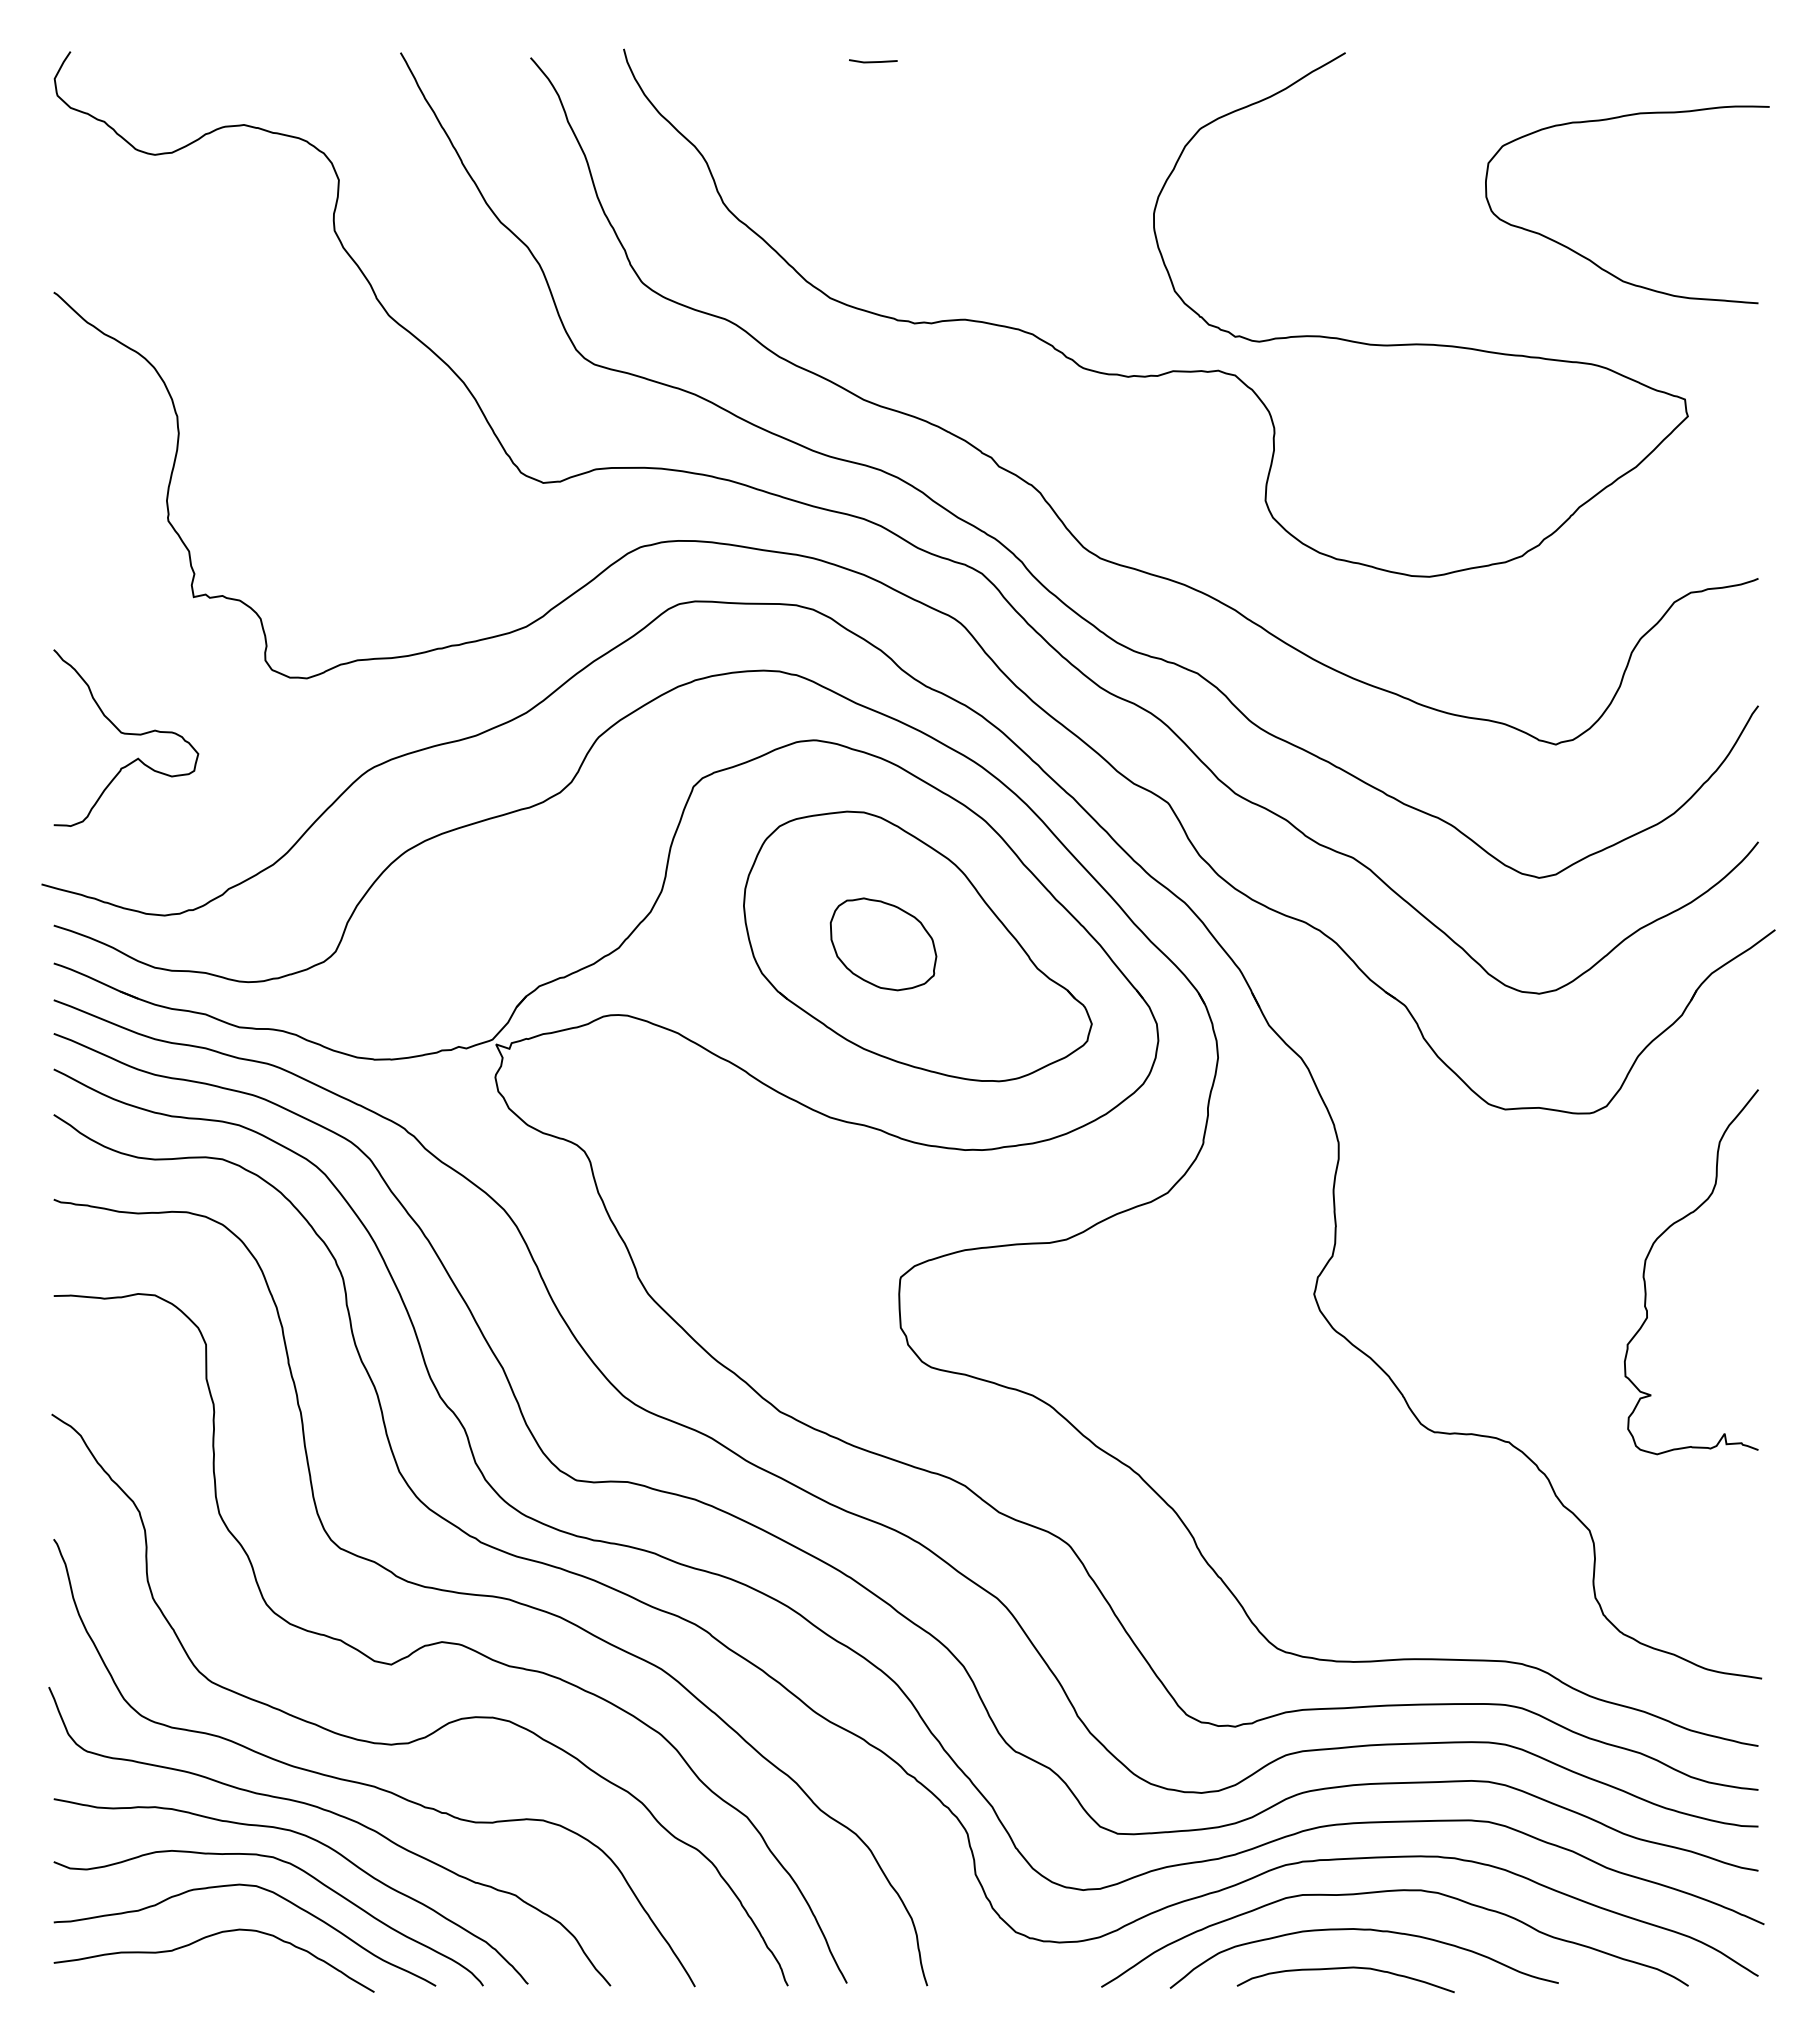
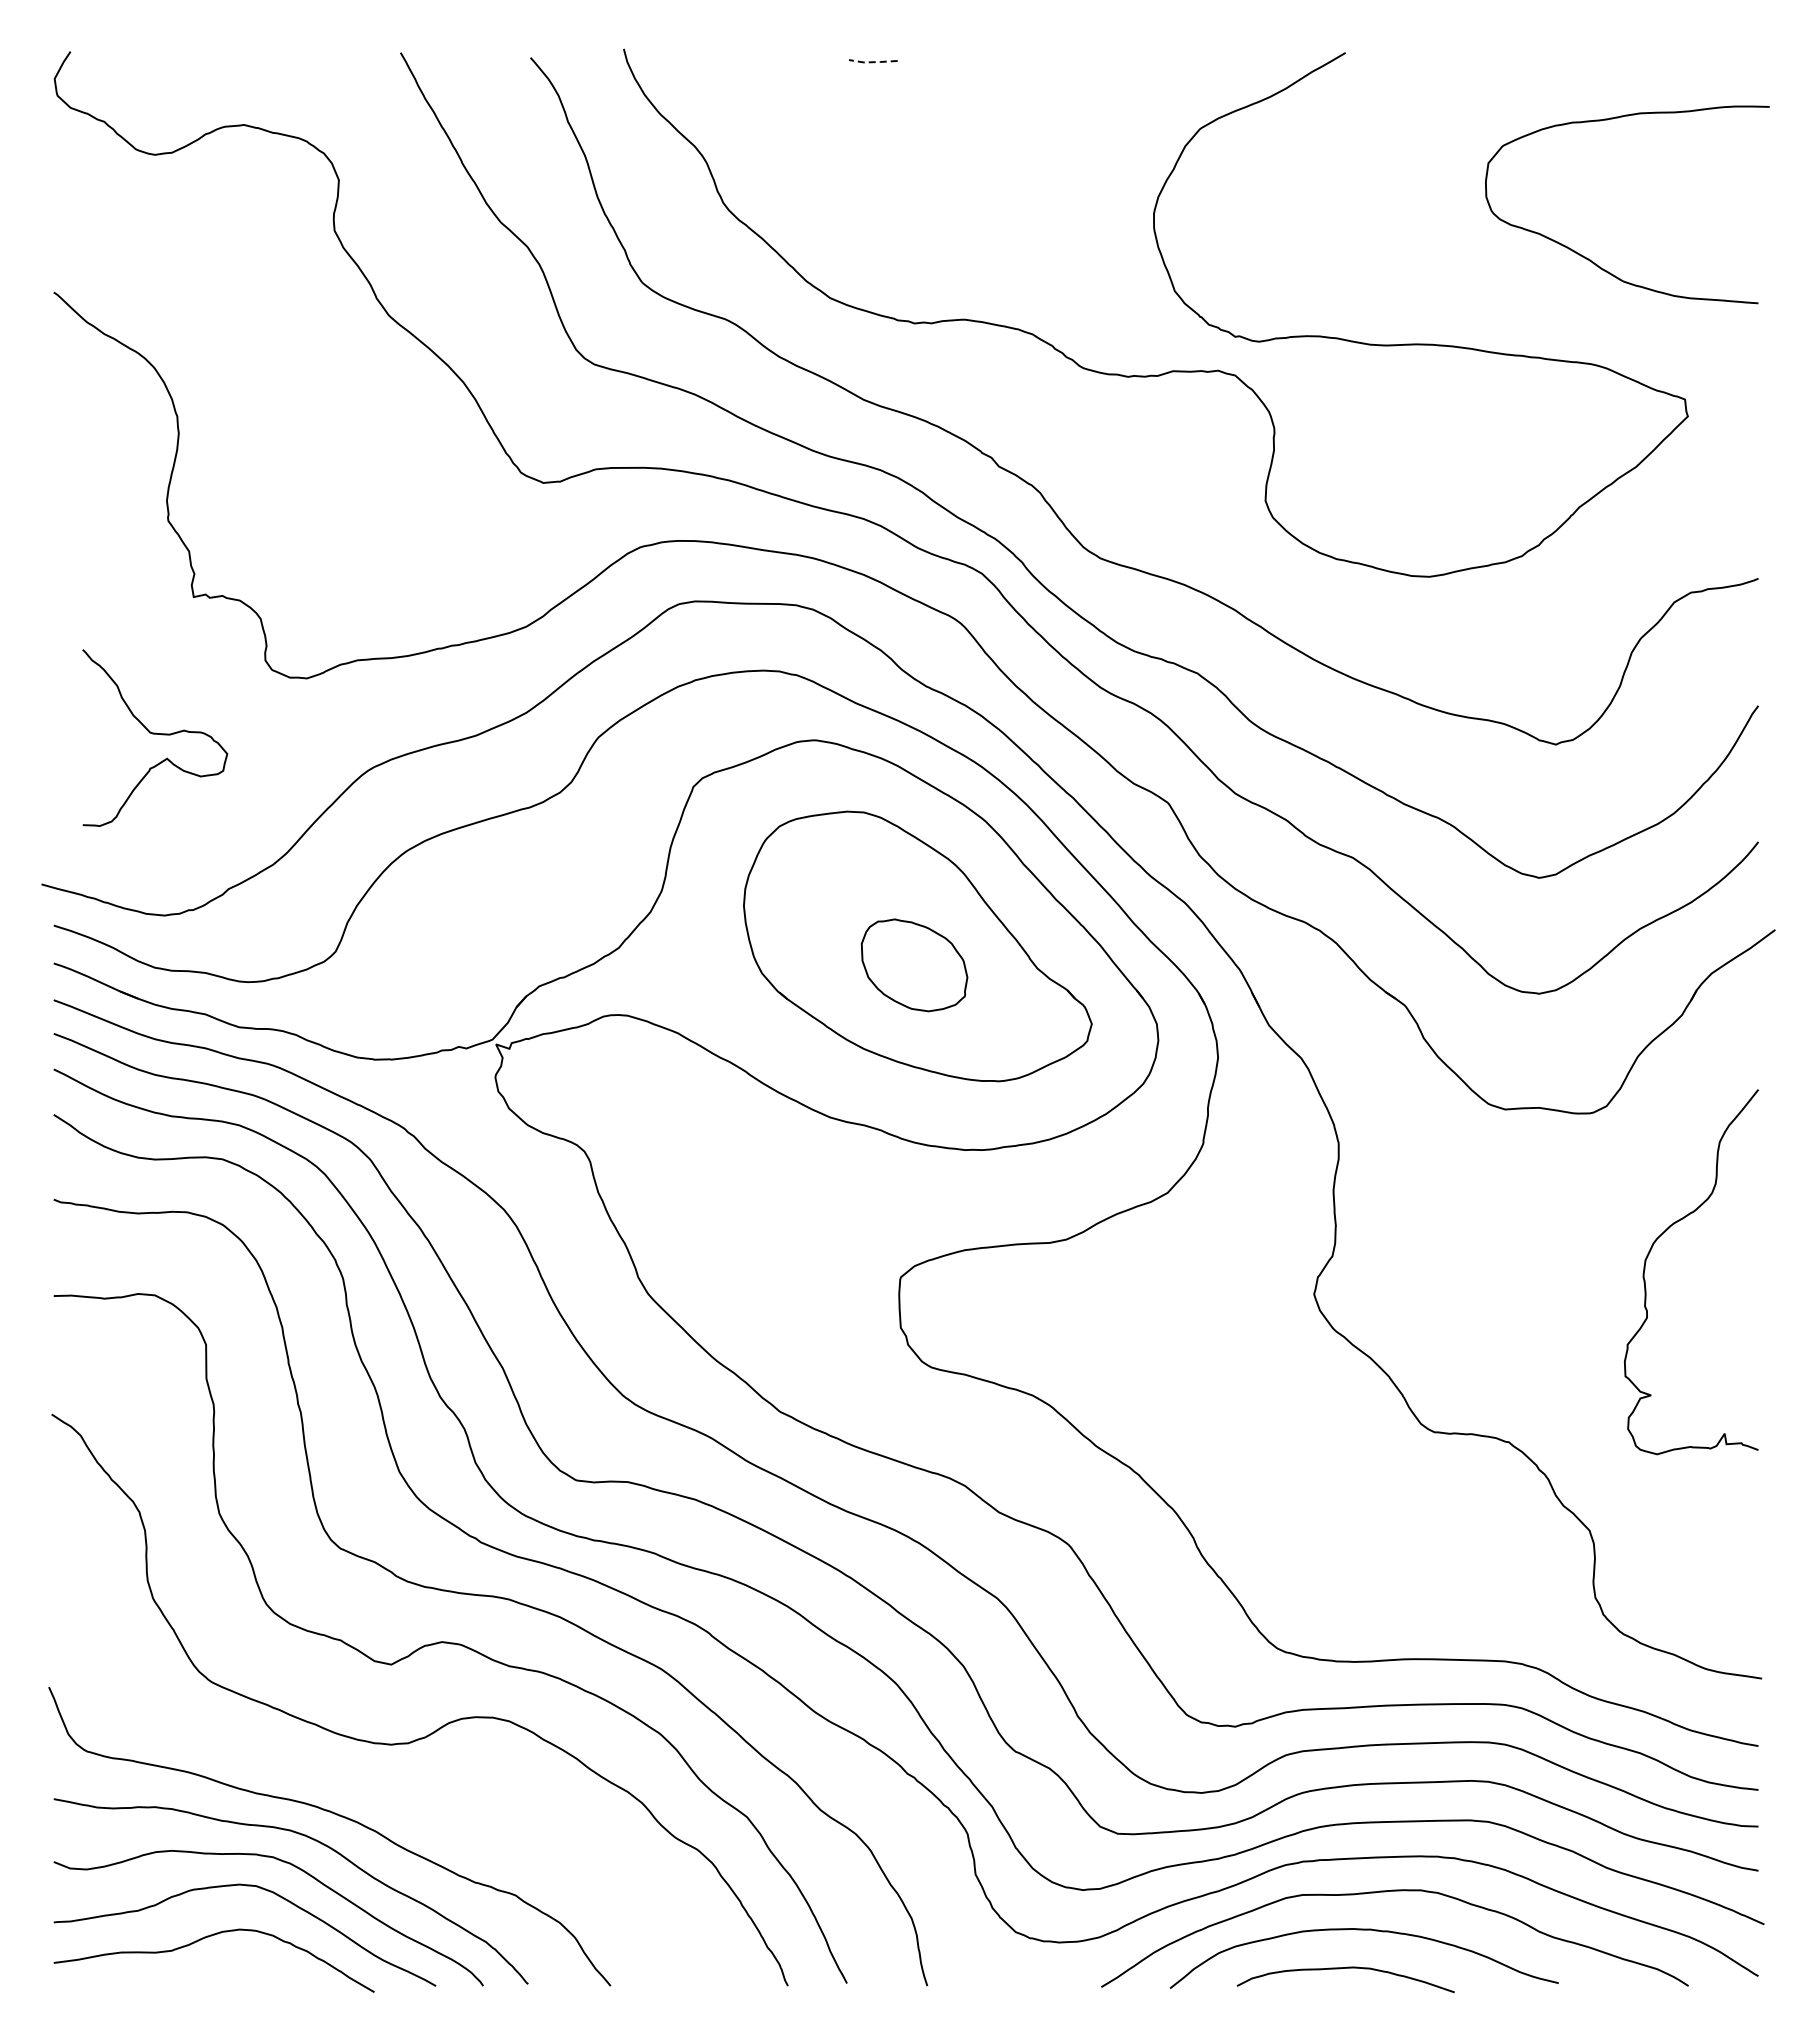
line: solid -> dashed (872, 62)
curve position: (126, 734) -> (155, 734) (155, 734)
part position: (883, 944) -> (914, 965) (914, 965)
curve: present -> none (370, 1784)
